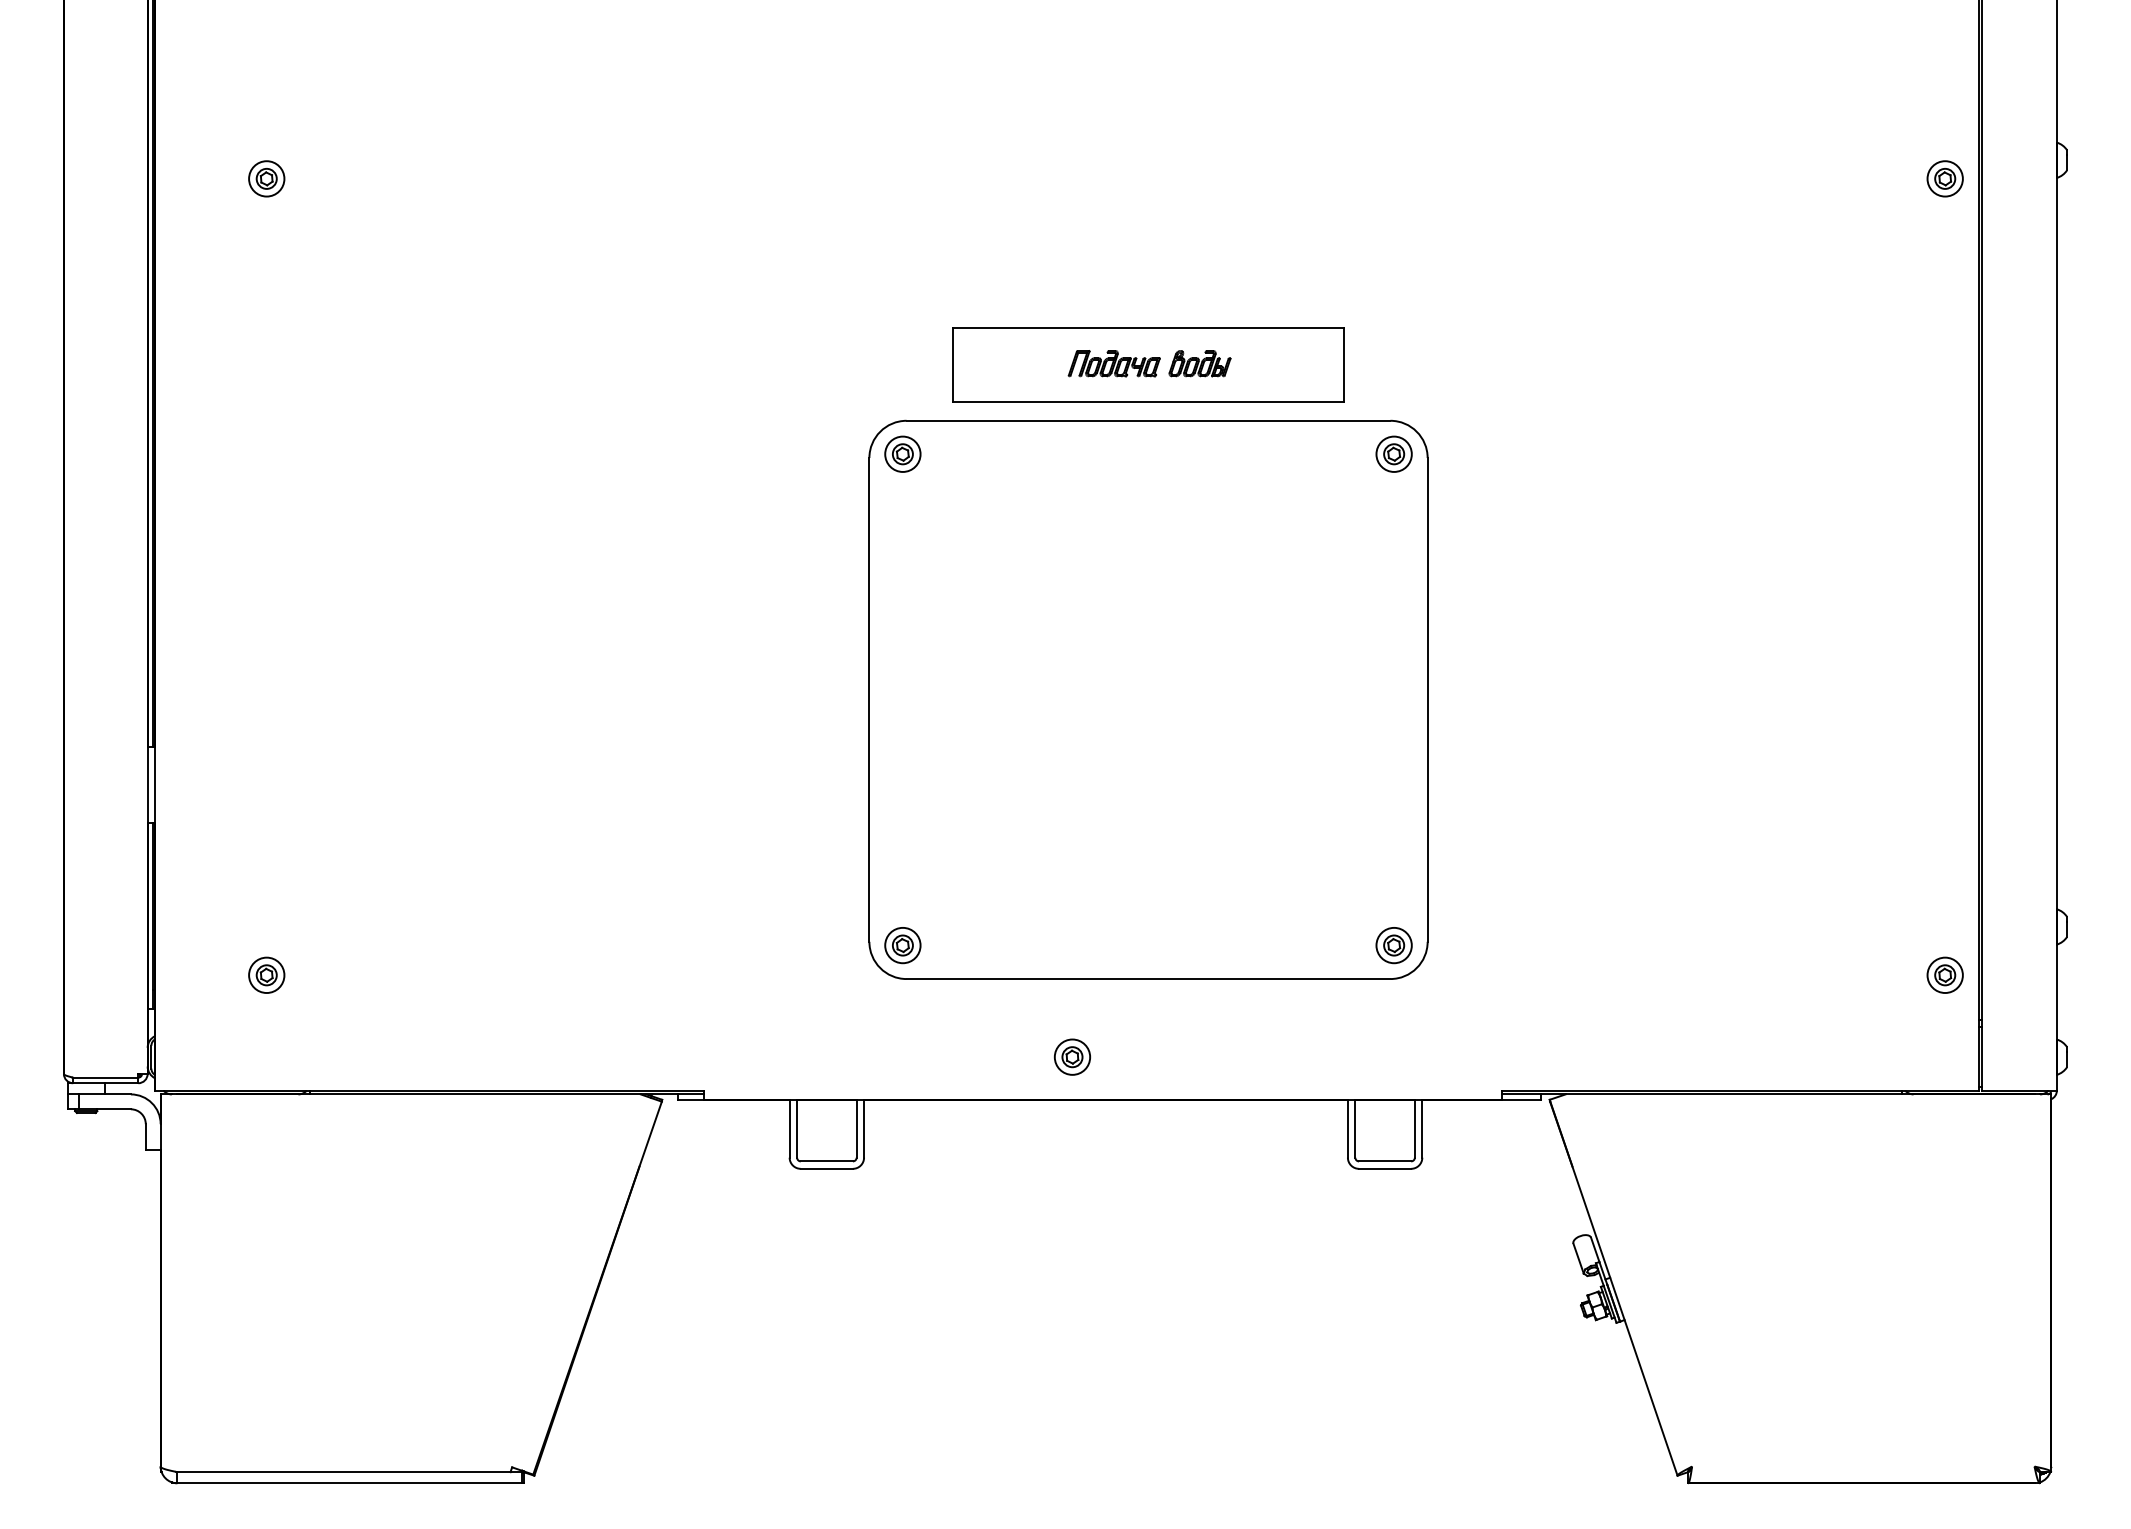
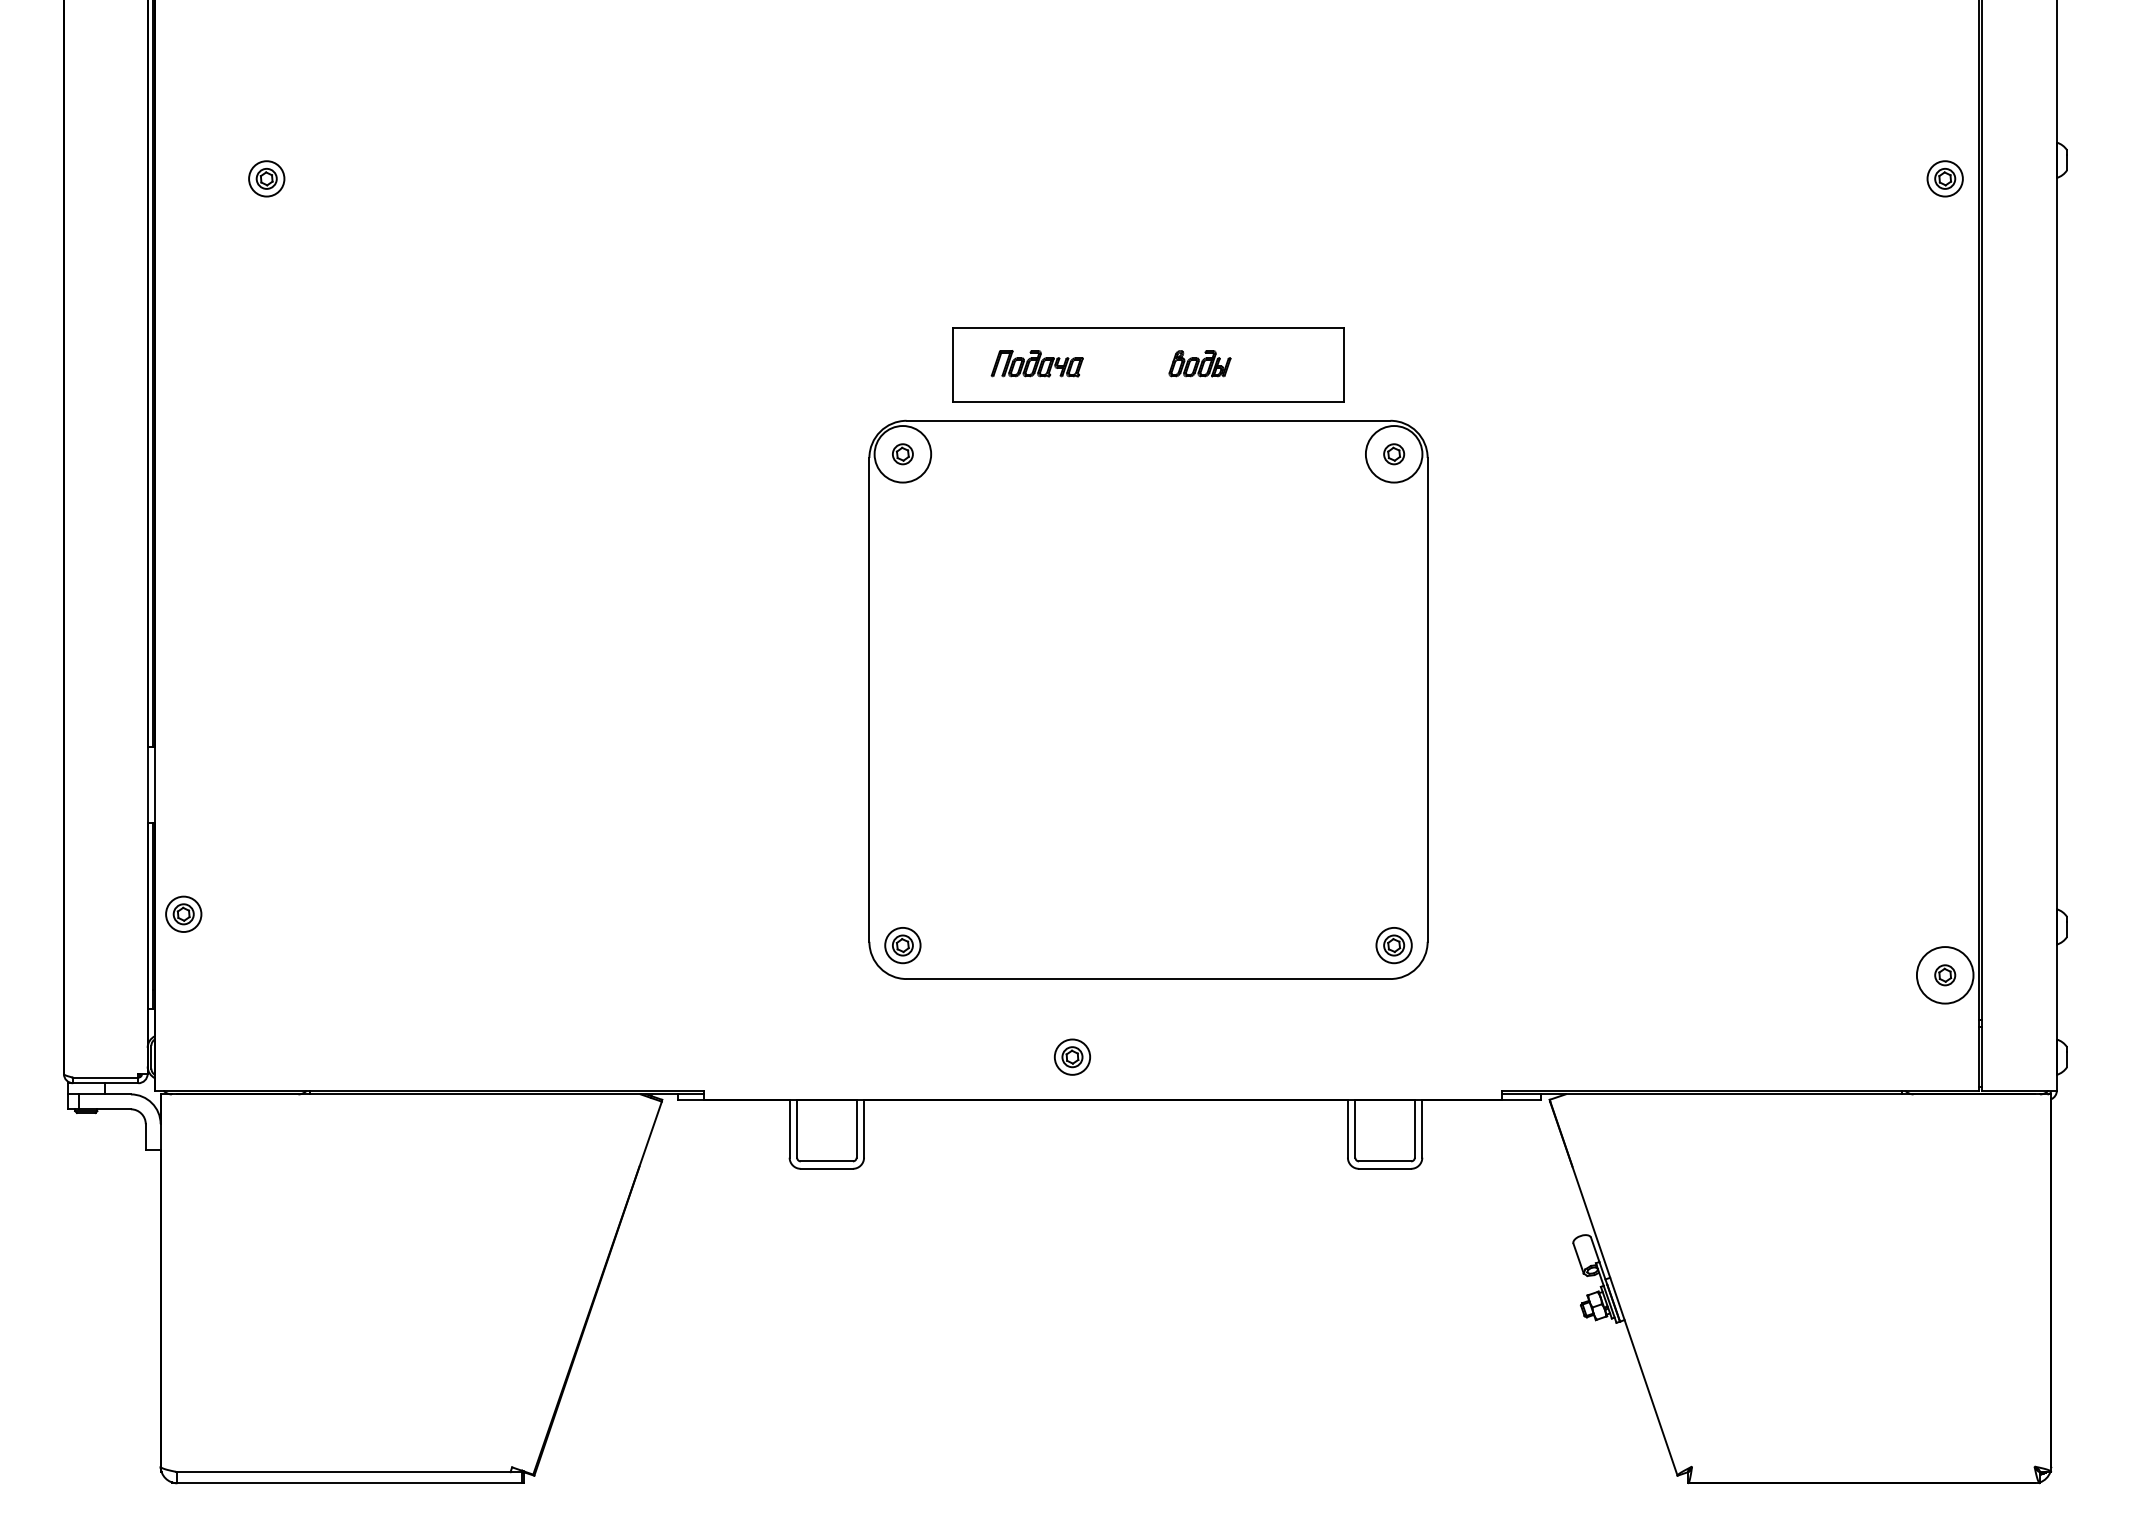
part position: (1113, 363) -> (1036, 363) (1036, 363)
circle diameter: 35 px -> 57 px (902, 454)
circle diameter: 35 px -> 57 px (1393, 454)
part position: (266, 974) -> (183, 913) (183, 913)
circle diameter: 35 px -> 57 px (1944, 975)
